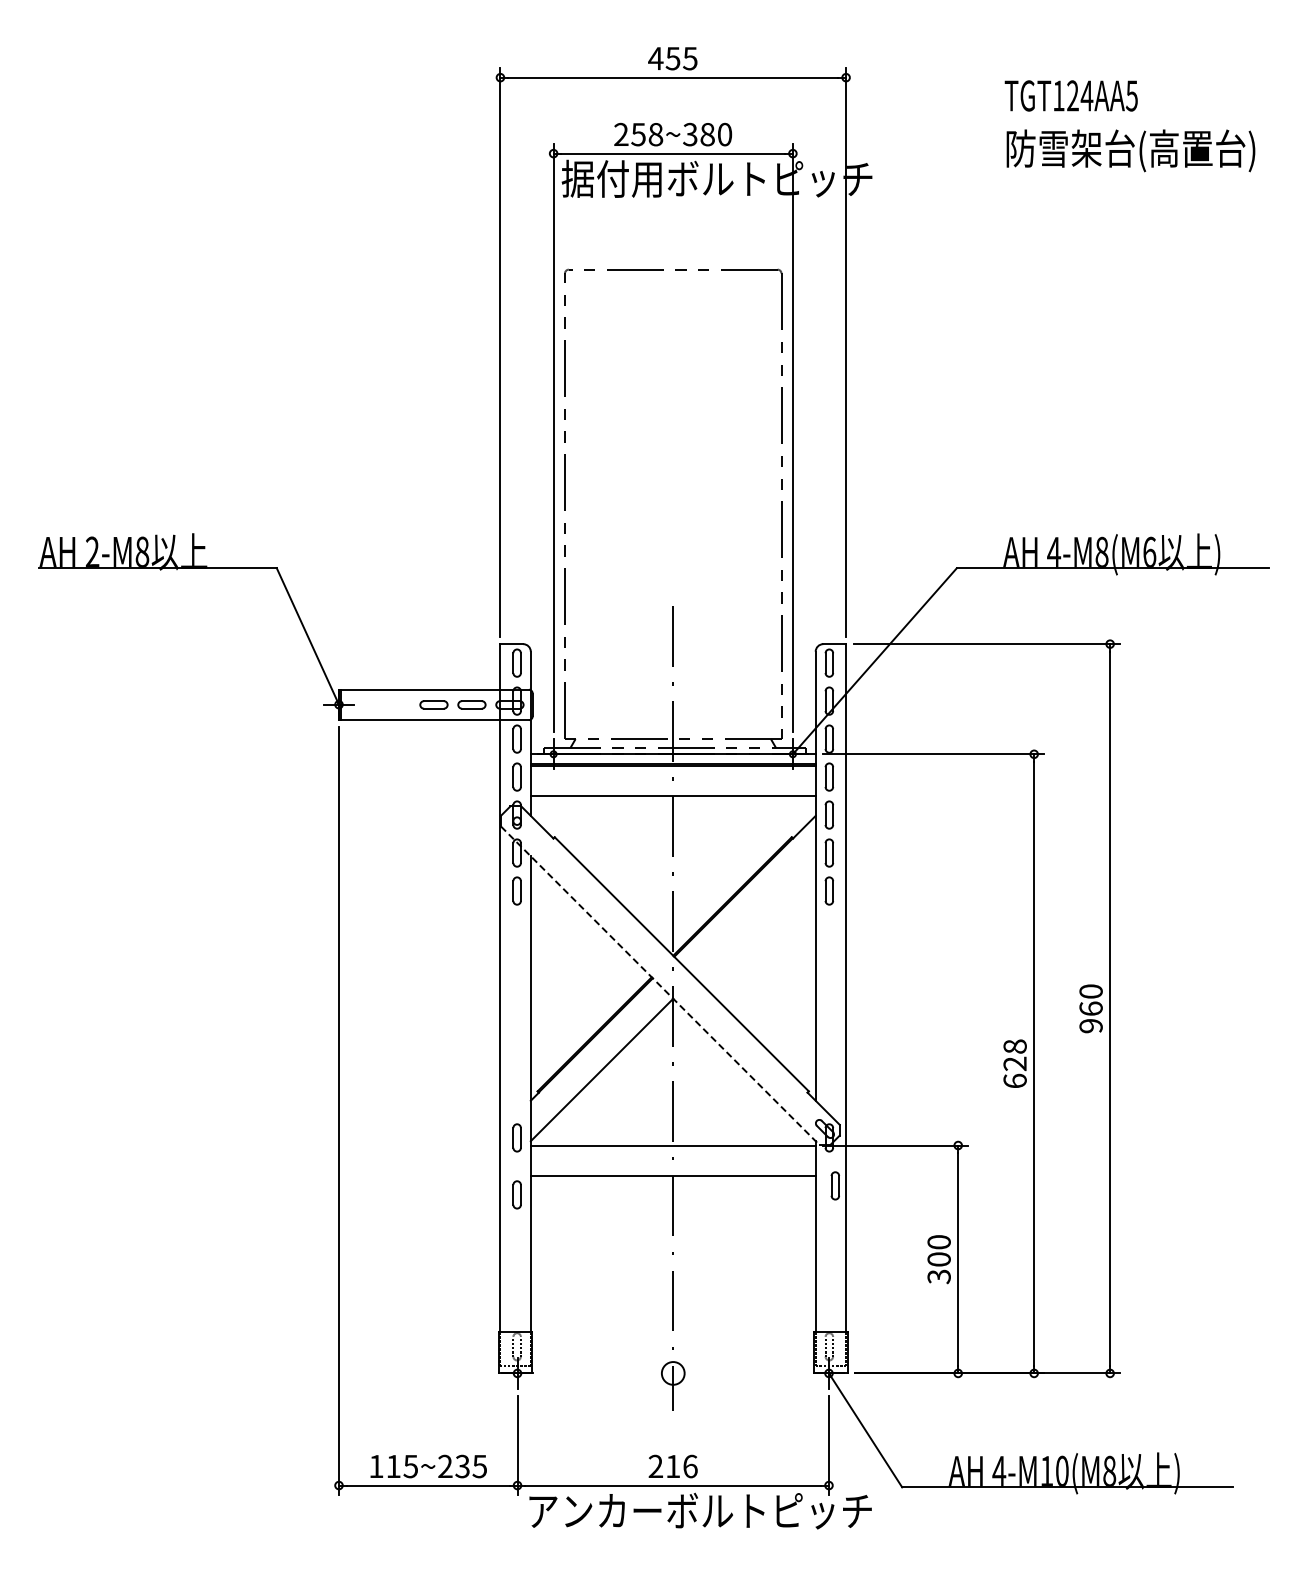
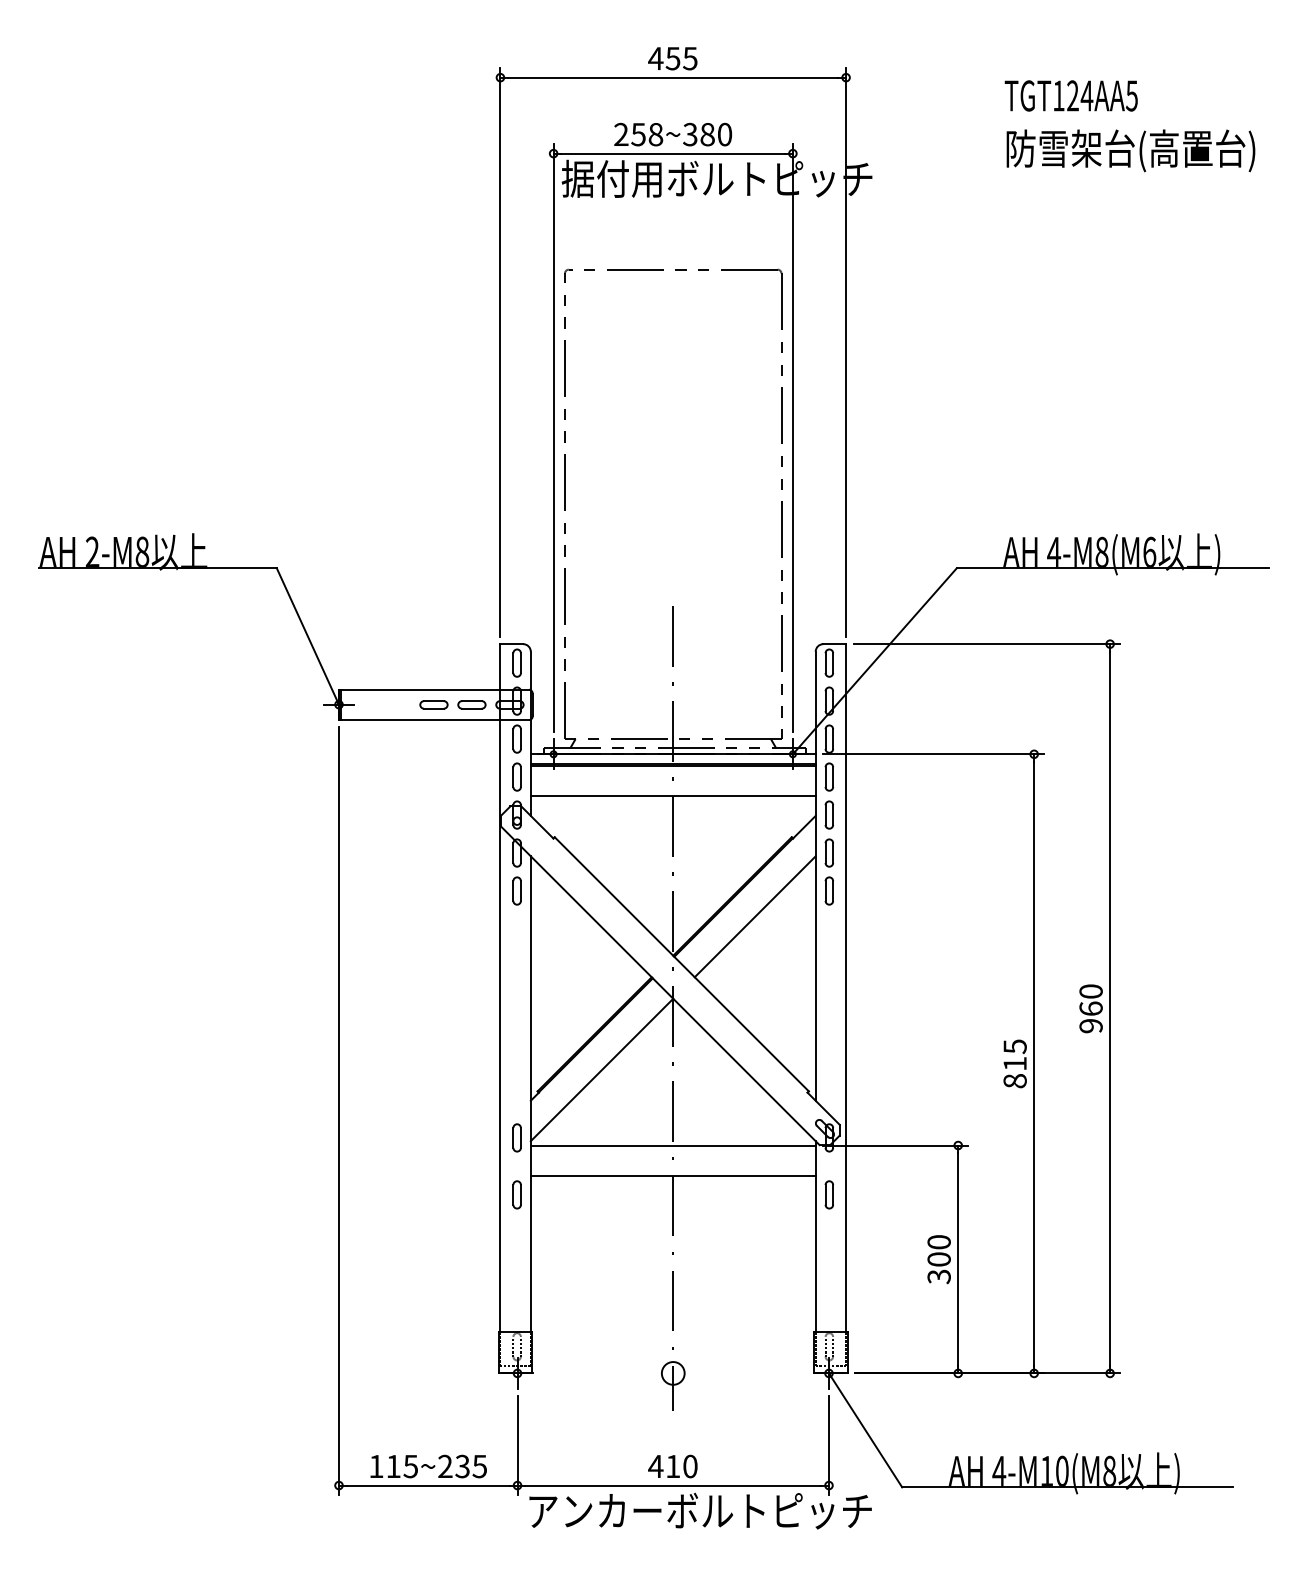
line: none -> present (754, 916)
line: dashed -> solid (660, 986)
text: 628 -> 815 (1014, 1063)
part position: (834, 1185) -> (828, 1194) (828, 1194)
text: 216 -> 410 (672, 1466)
